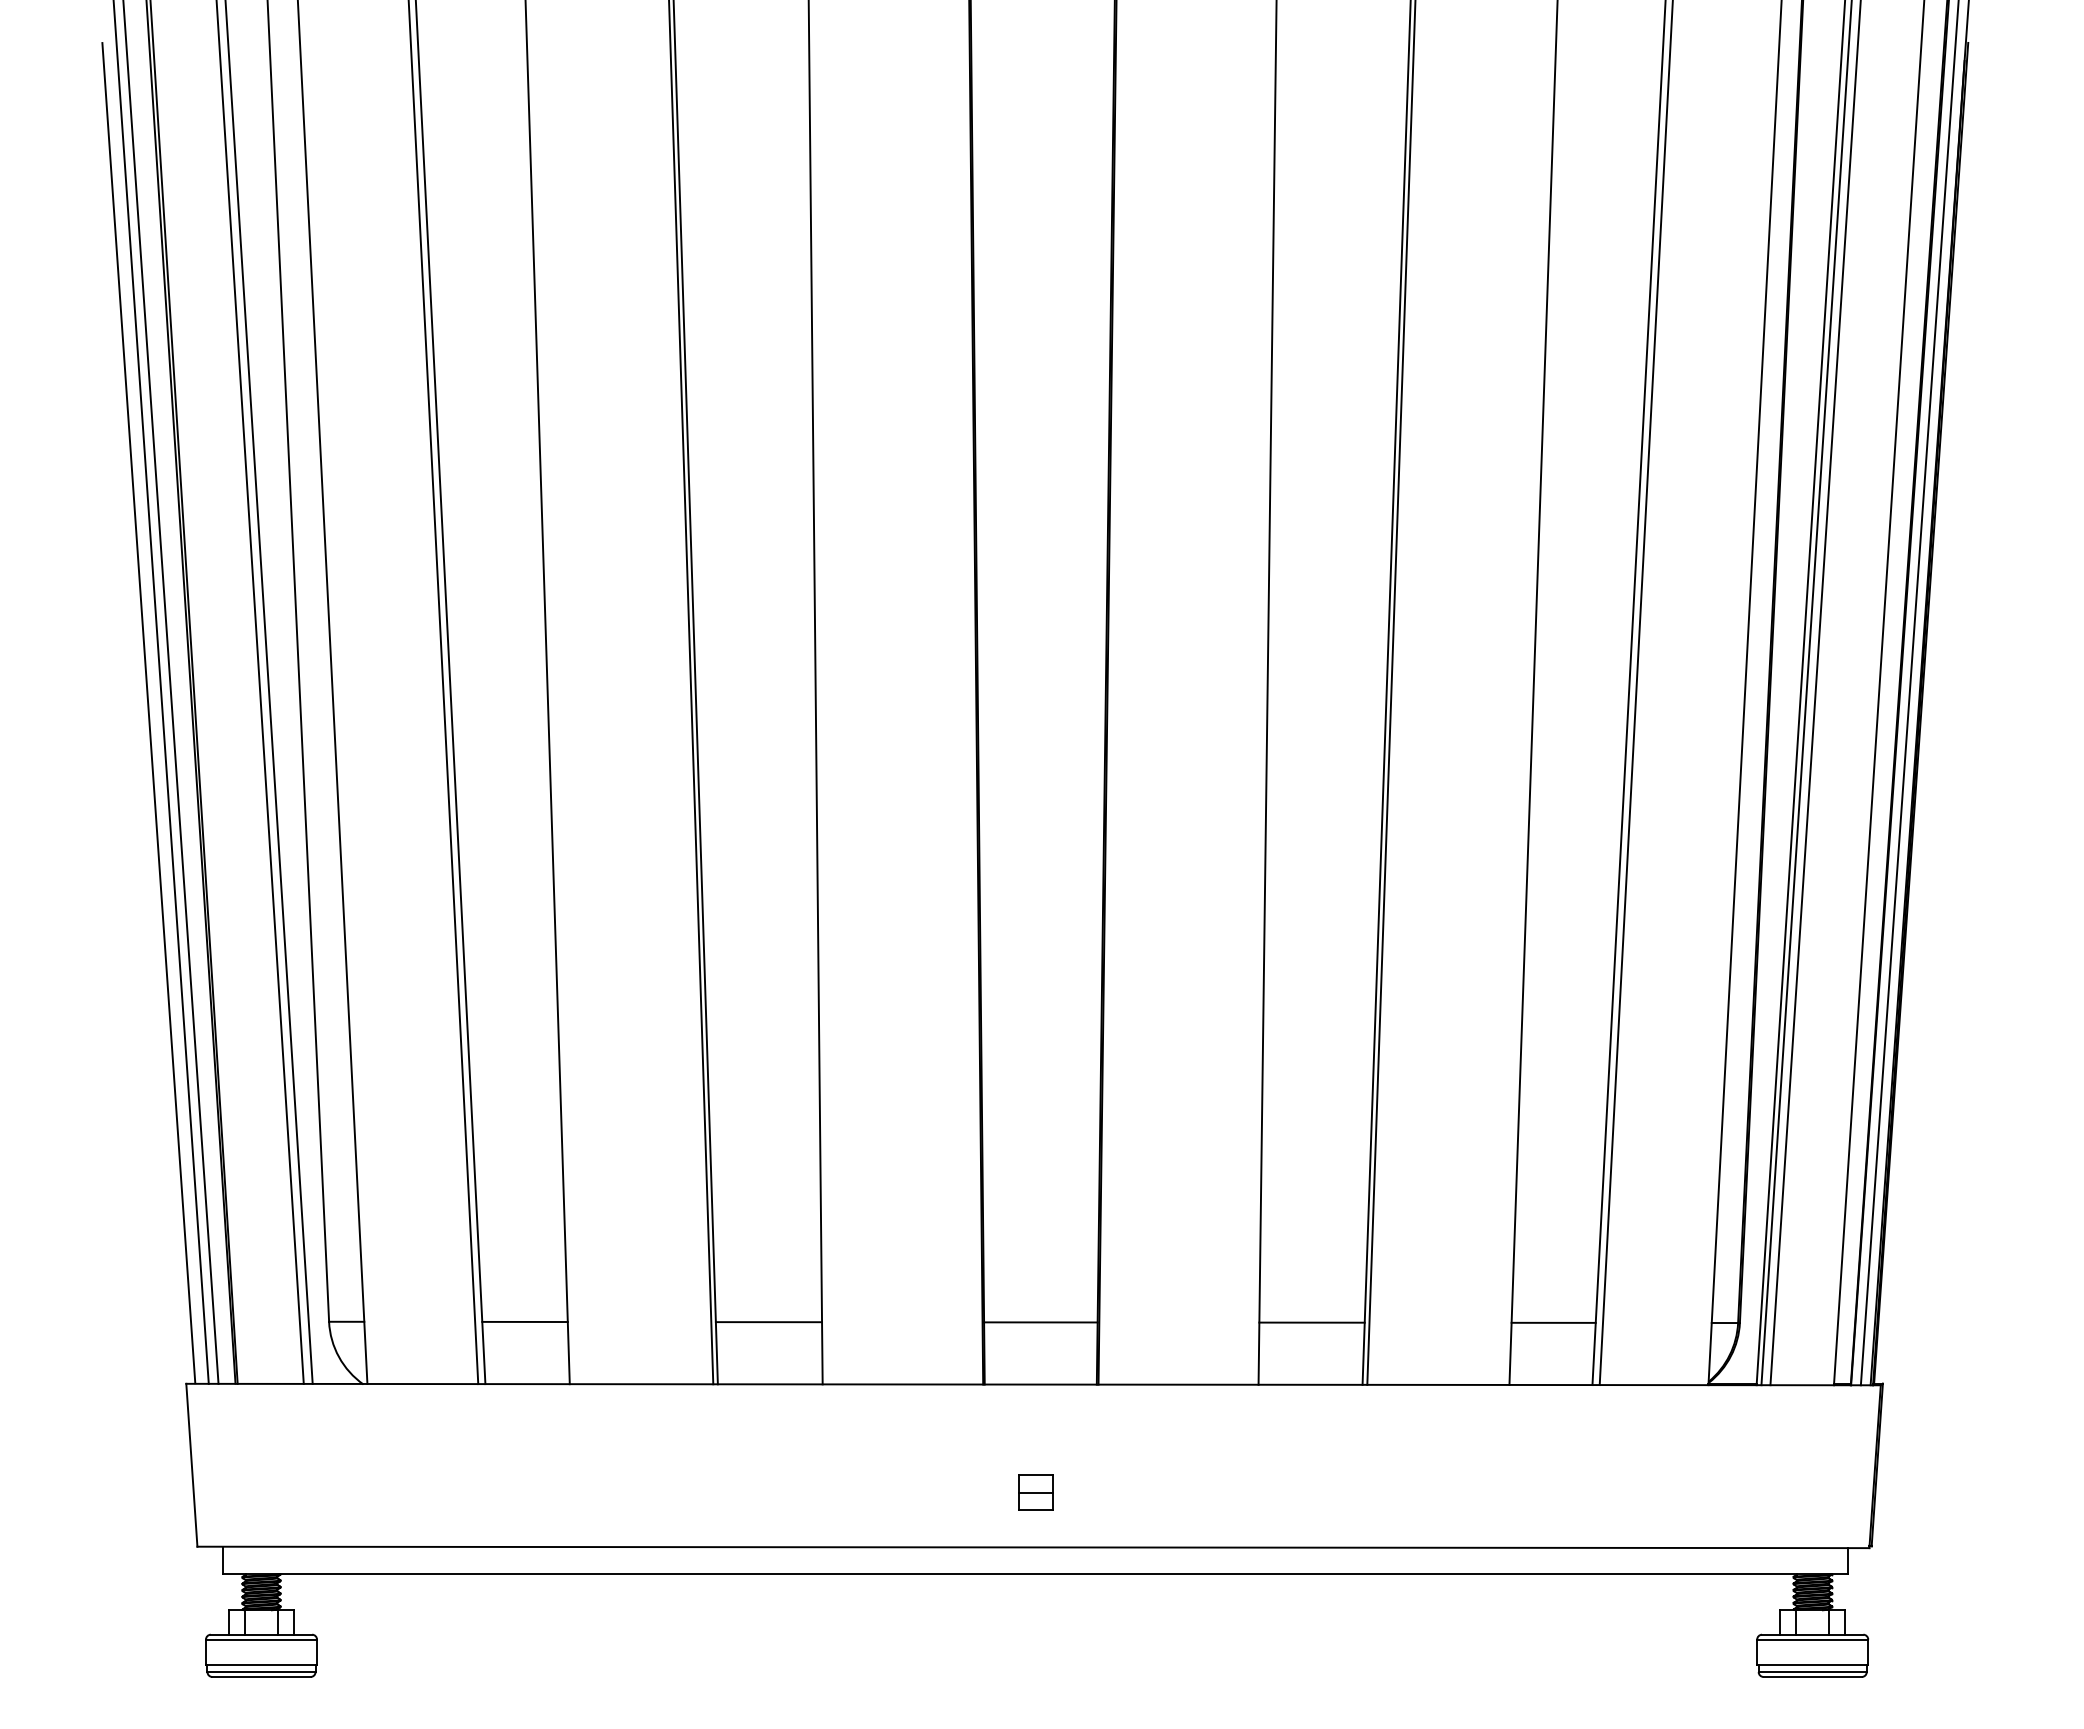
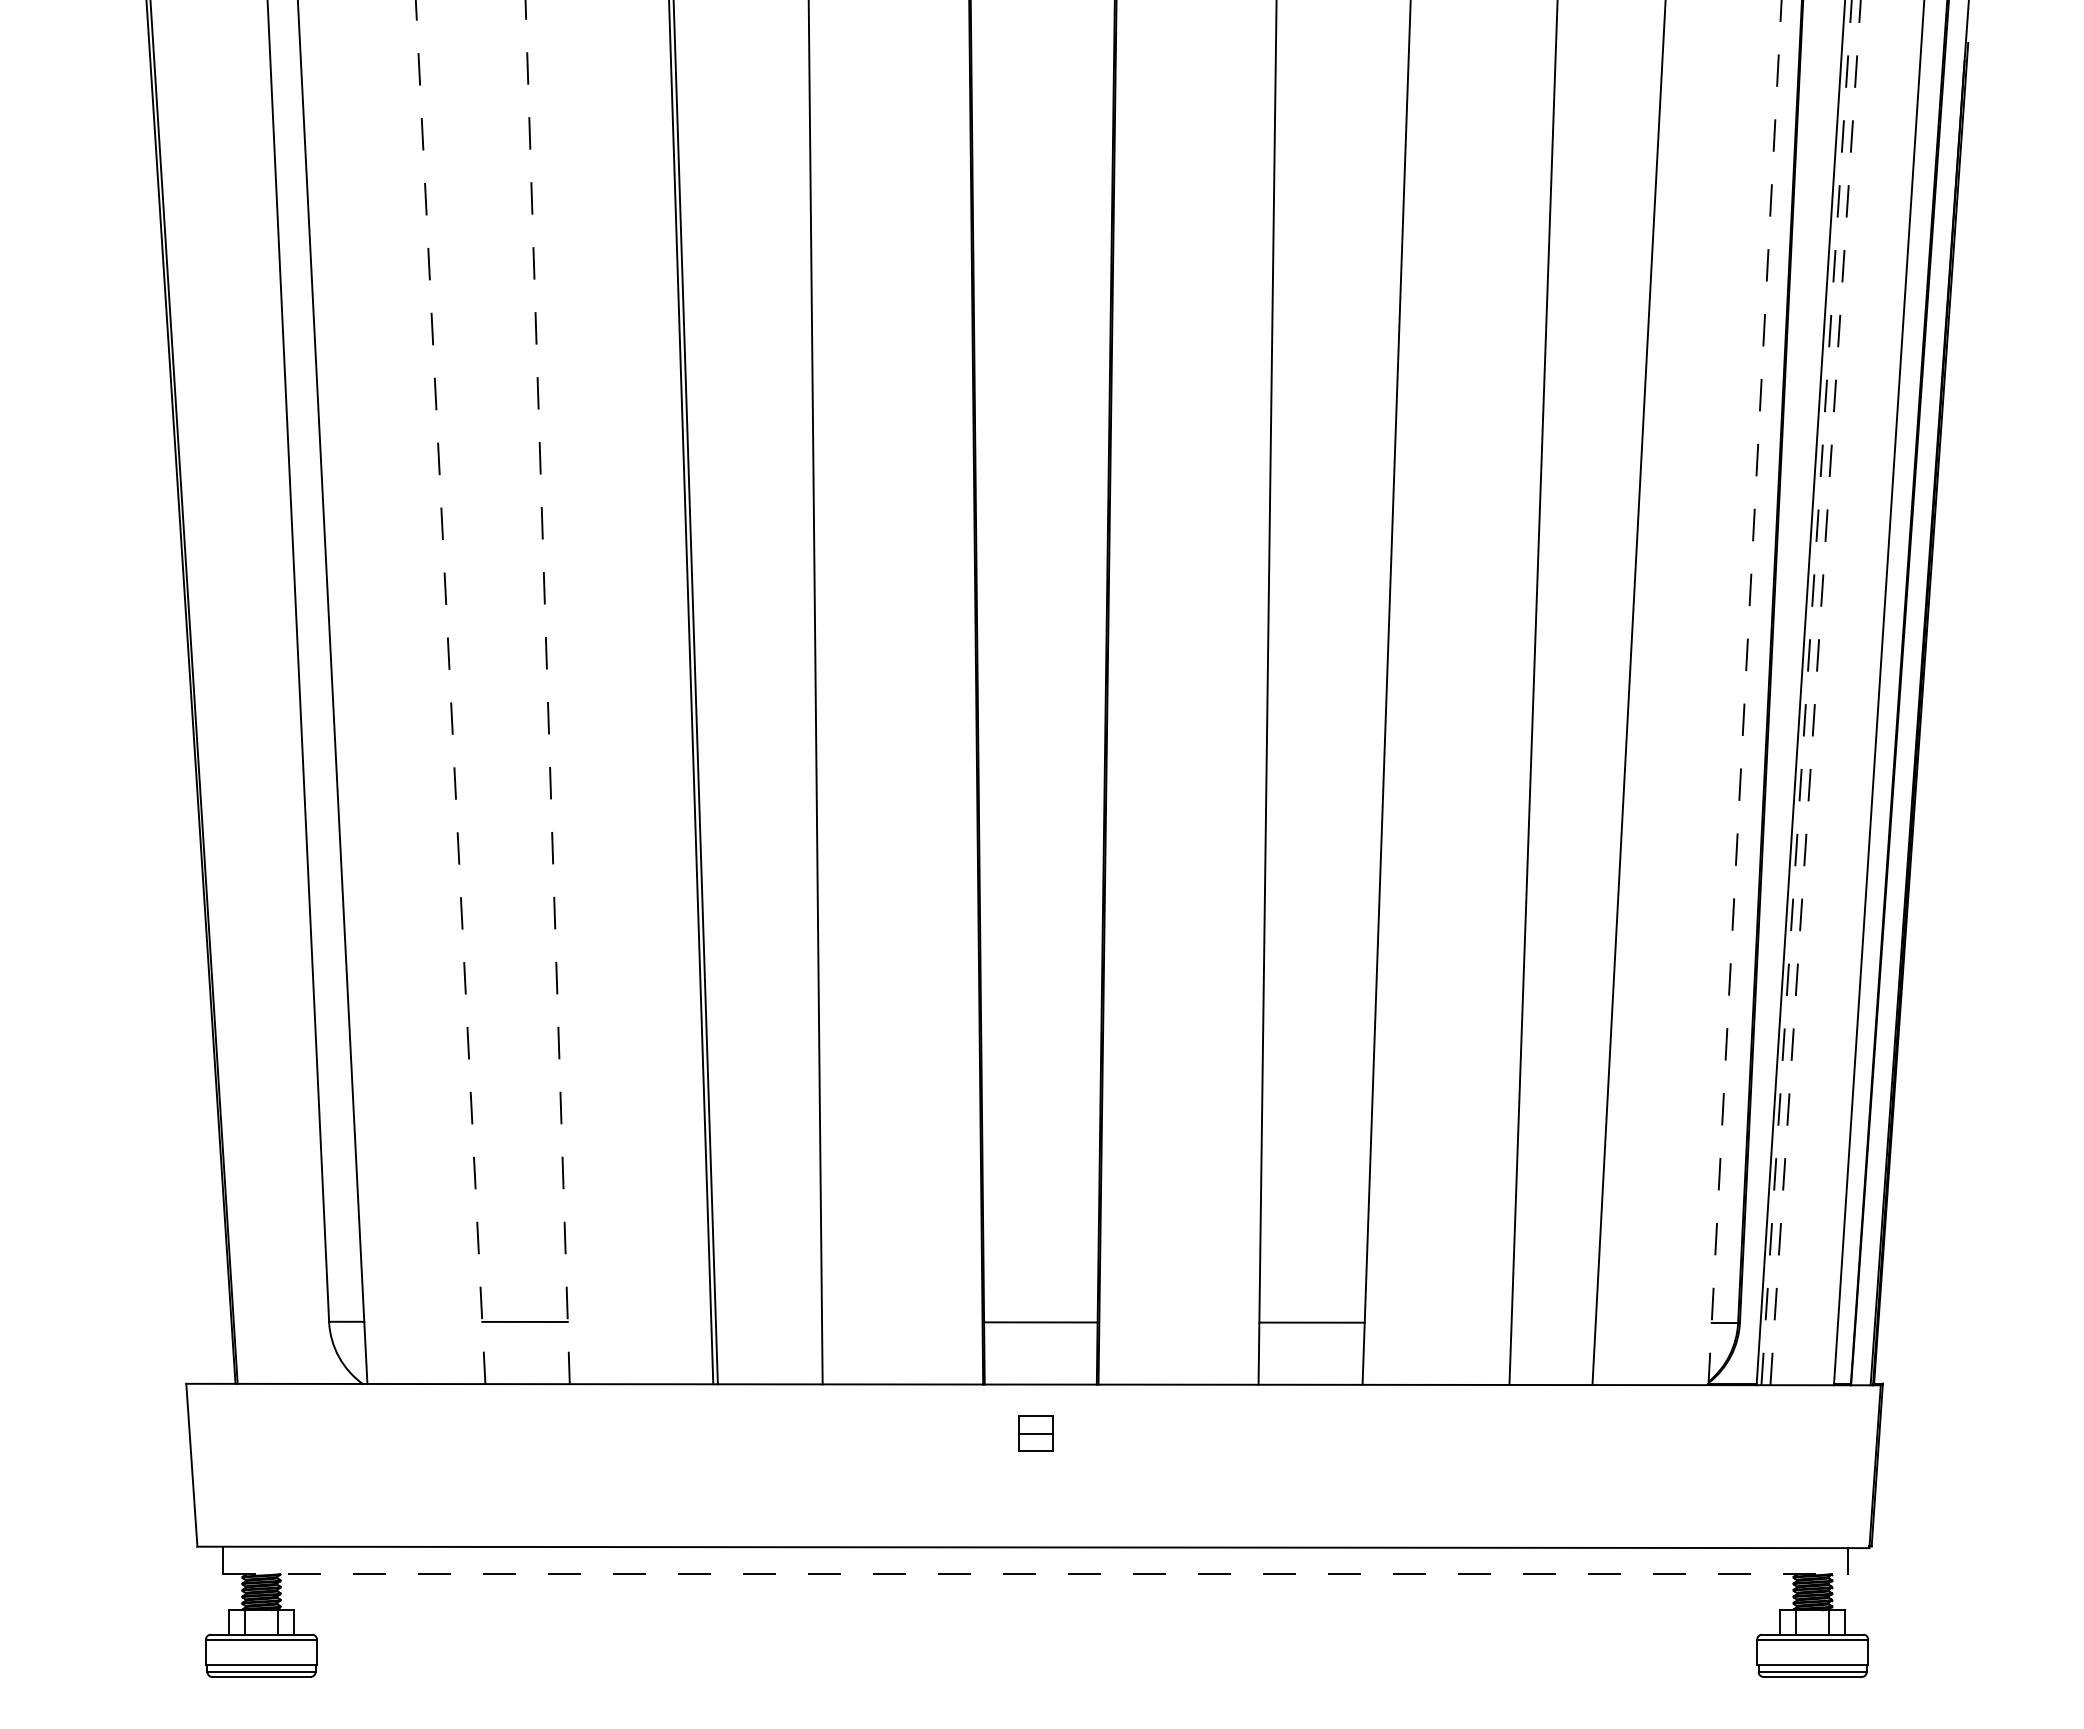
line: solid -> dashed (450, 691)
line: solid -> dashed (547, 691)
line: present -> none (160, 692)
line: present -> none (170, 692)
line: present -> none (259, 692)
line: present -> none (268, 692)
line: solid -> dashed (1745, 692)
line: solid -> dashed (1806, 692)
line: solid -> dashed (1815, 692)
line: present -> none (443, 693)
line: present -> none (1391, 693)
line: present -> none (1635, 693)
line: present -> none (1909, 693)
line: present -> none (148, 713)
line: present -> none (768, 1322)
line: present -> none (1553, 1322)
part position: (1035, 1492) -> (1035, 1433) (1035, 1433)
line: solid -> dashed (1035, 1573)
